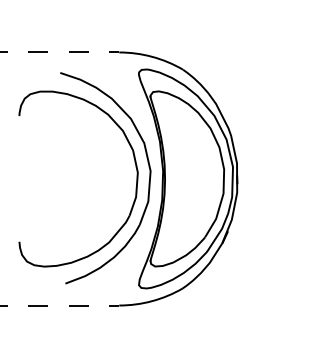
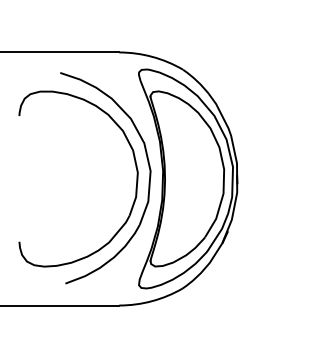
line: dashed -> solid (60, 52)
line: dashed -> solid (60, 305)
